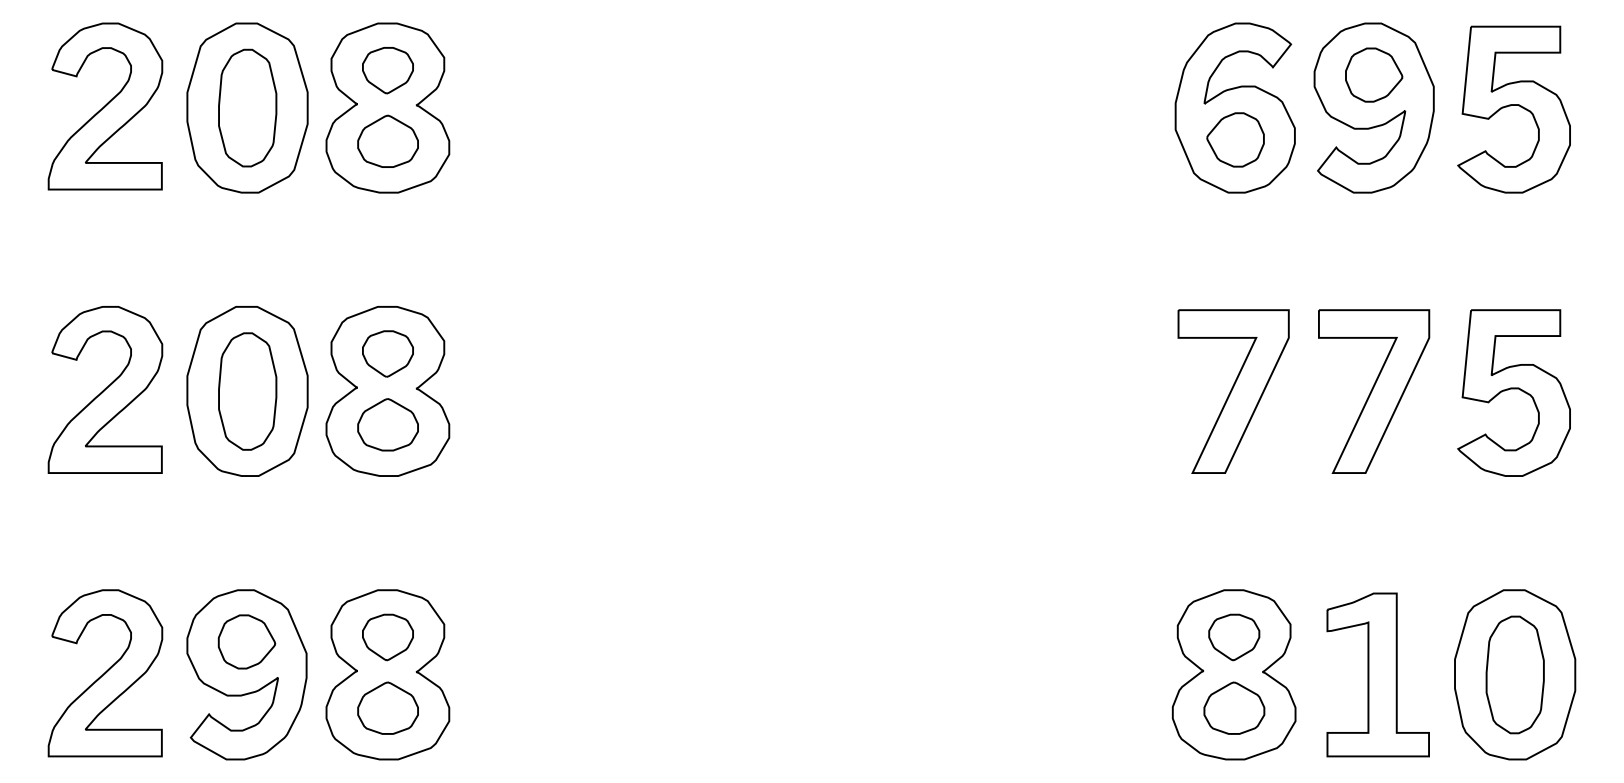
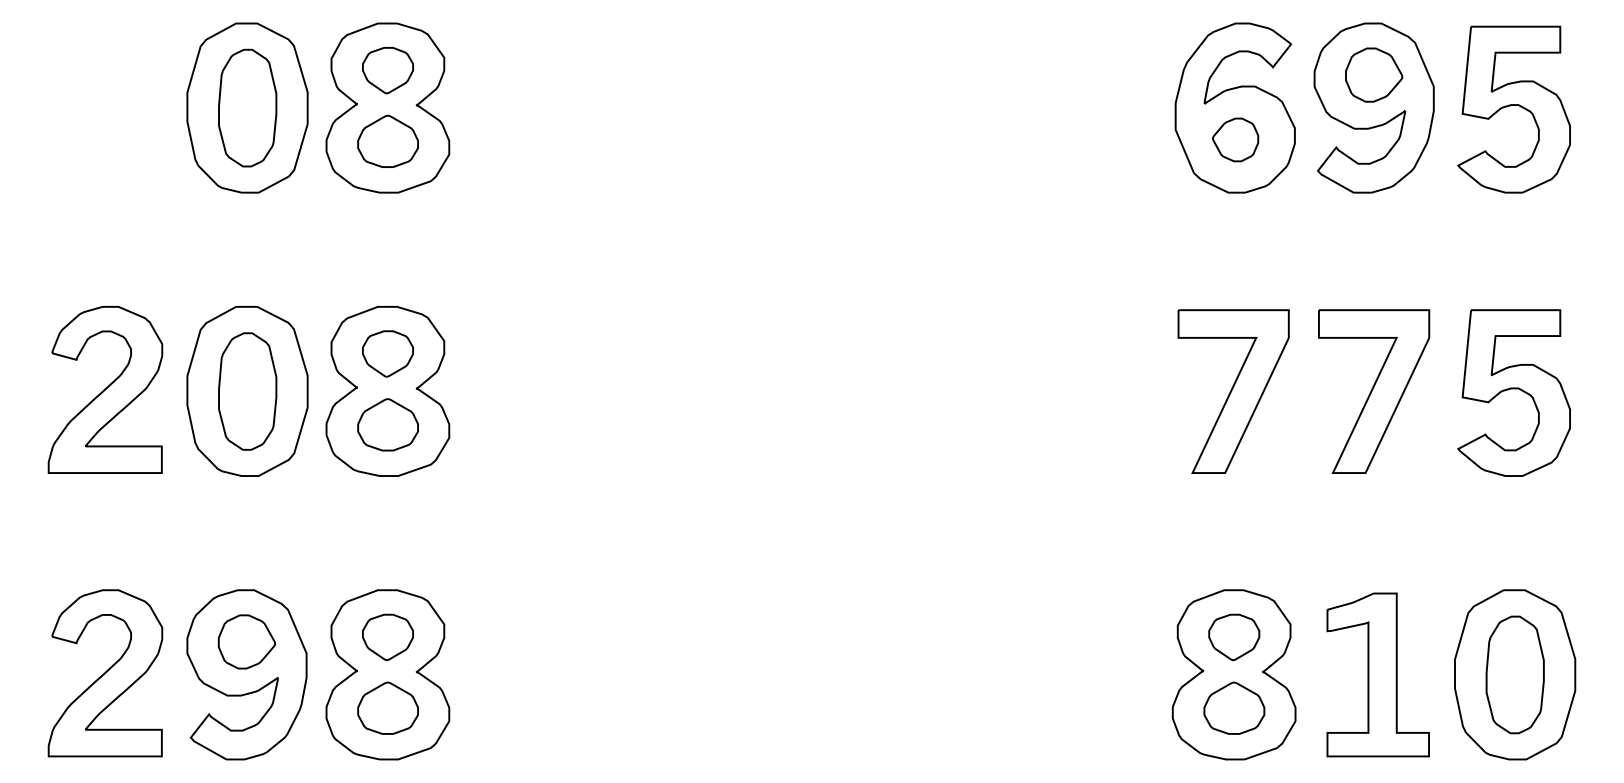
part: present -> none (105, 106)
part size: 59x56 px -> 48x46 px (1235, 139)
